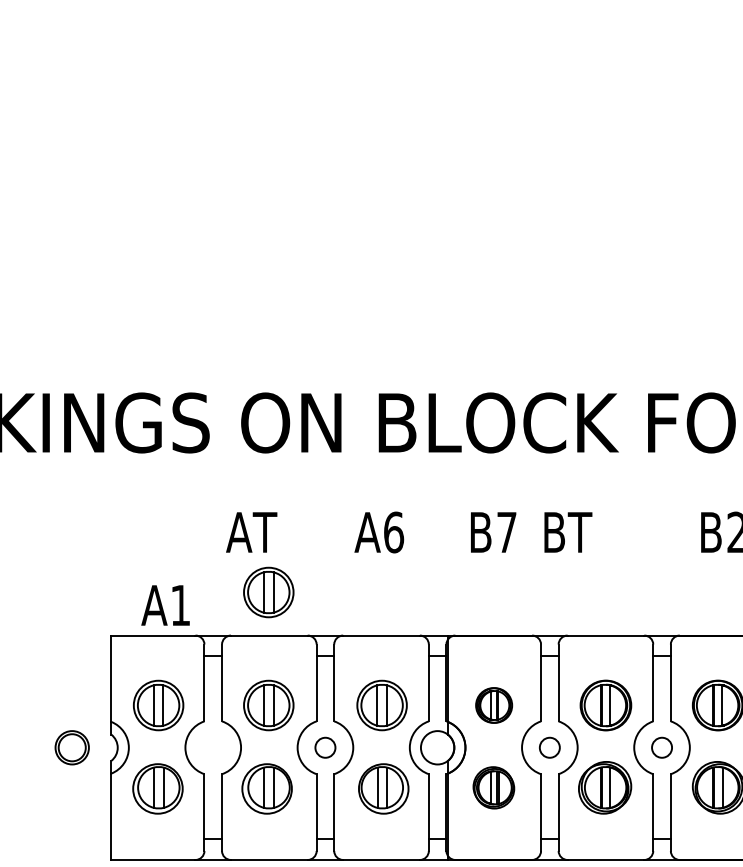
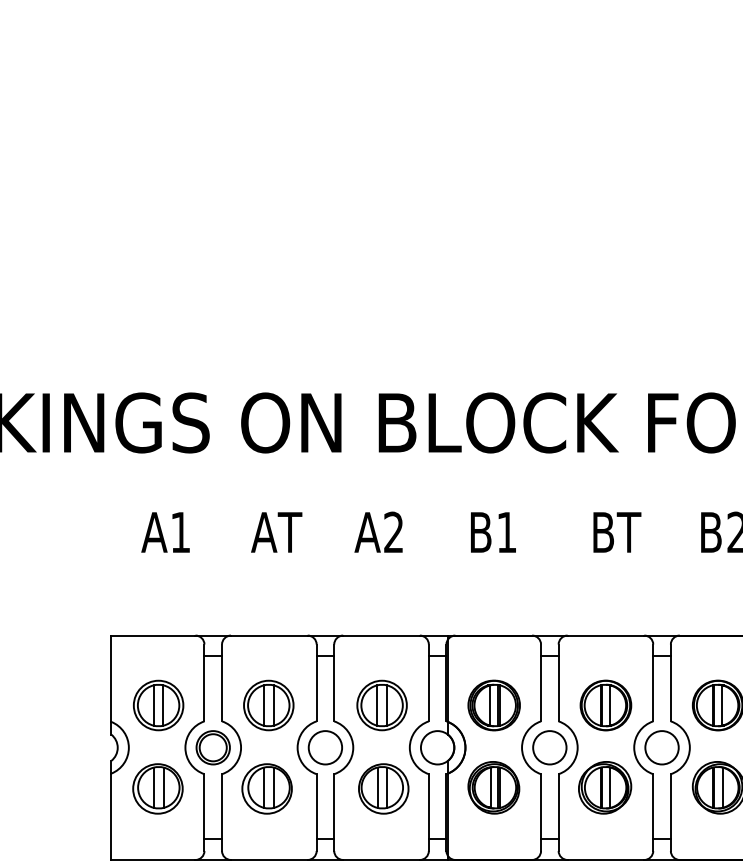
text position: (251, 532) -> (276, 532) (276, 532)
text: A6 -> A2 (394, 532)
text: B7 -> B1 (506, 532)
text position: (568, 532) -> (617, 532) (617, 532)
part: present -> none (268, 592)
text position: (165, 605) -> (165, 532) (165, 532)
part size: 39x37 px -> 54x53 px (493, 705)
part position: (71, 747) -> (212, 747) (212, 747)
circle diameter: 20 px -> 33 px (325, 747)
circle diameter: 20 px -> 33 px (549, 747)
circle diameter: 20 px -> 33 px (661, 747)
part size: 44x44 px -> 54x54 px (493, 787)
